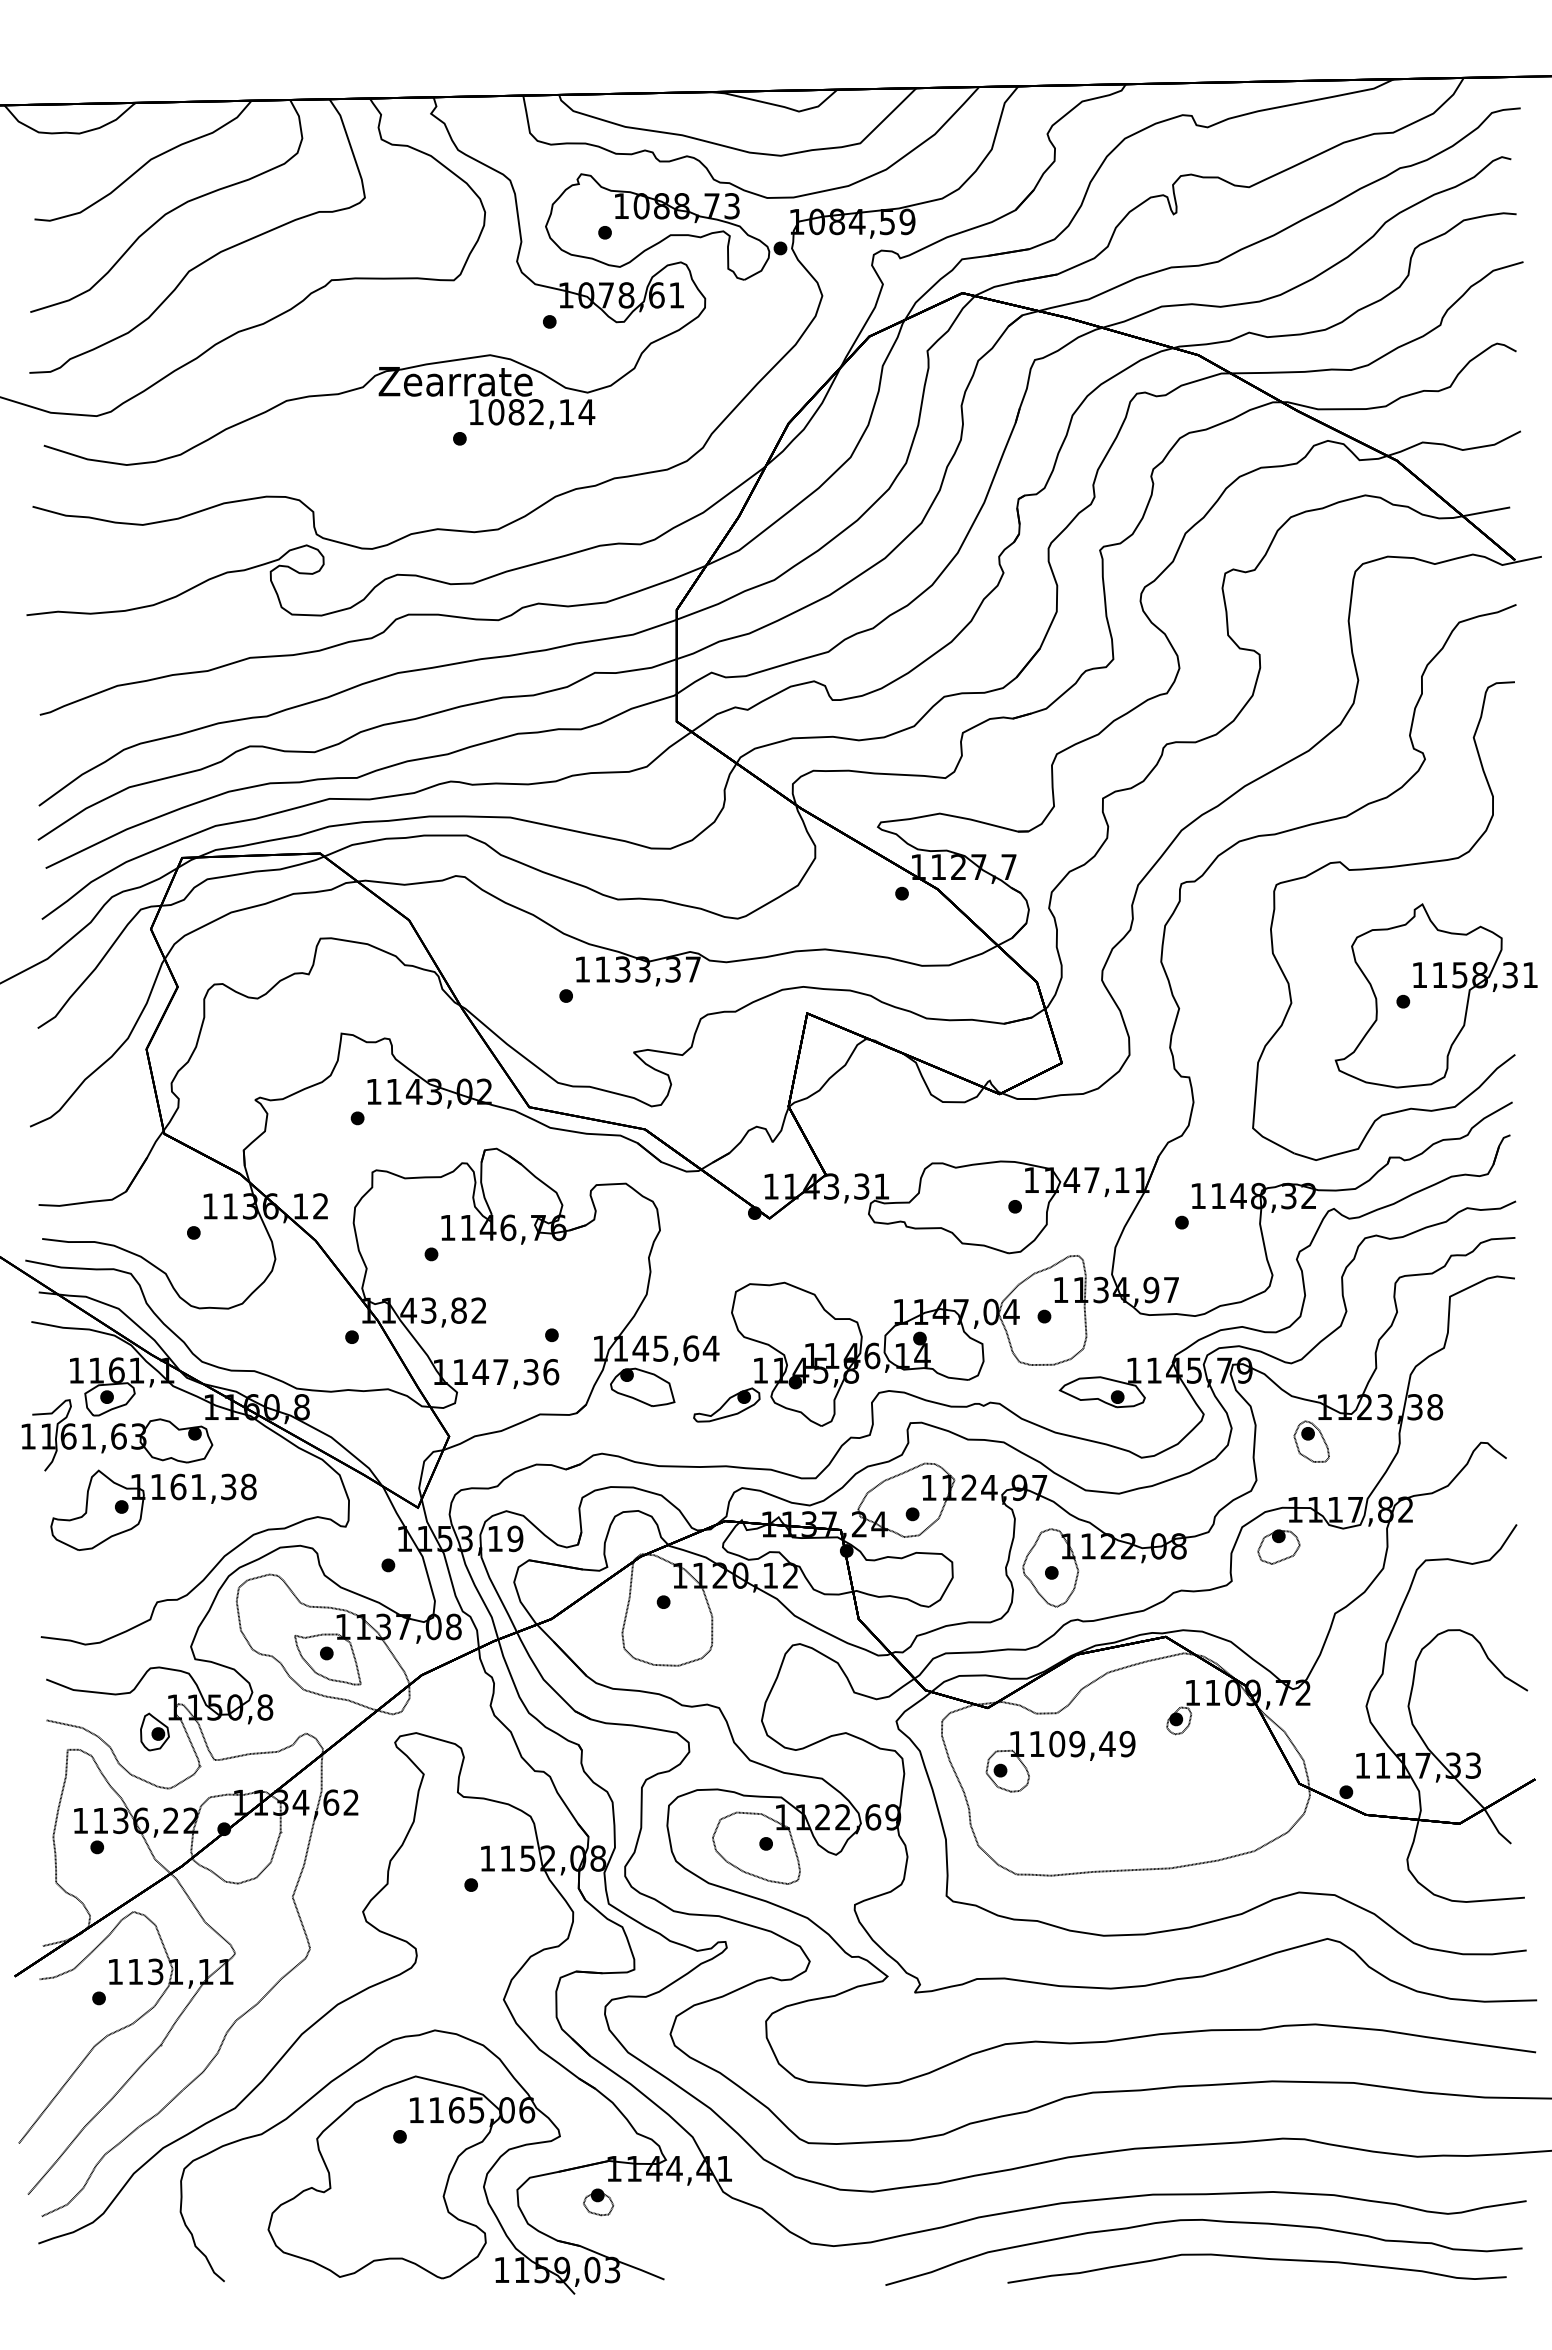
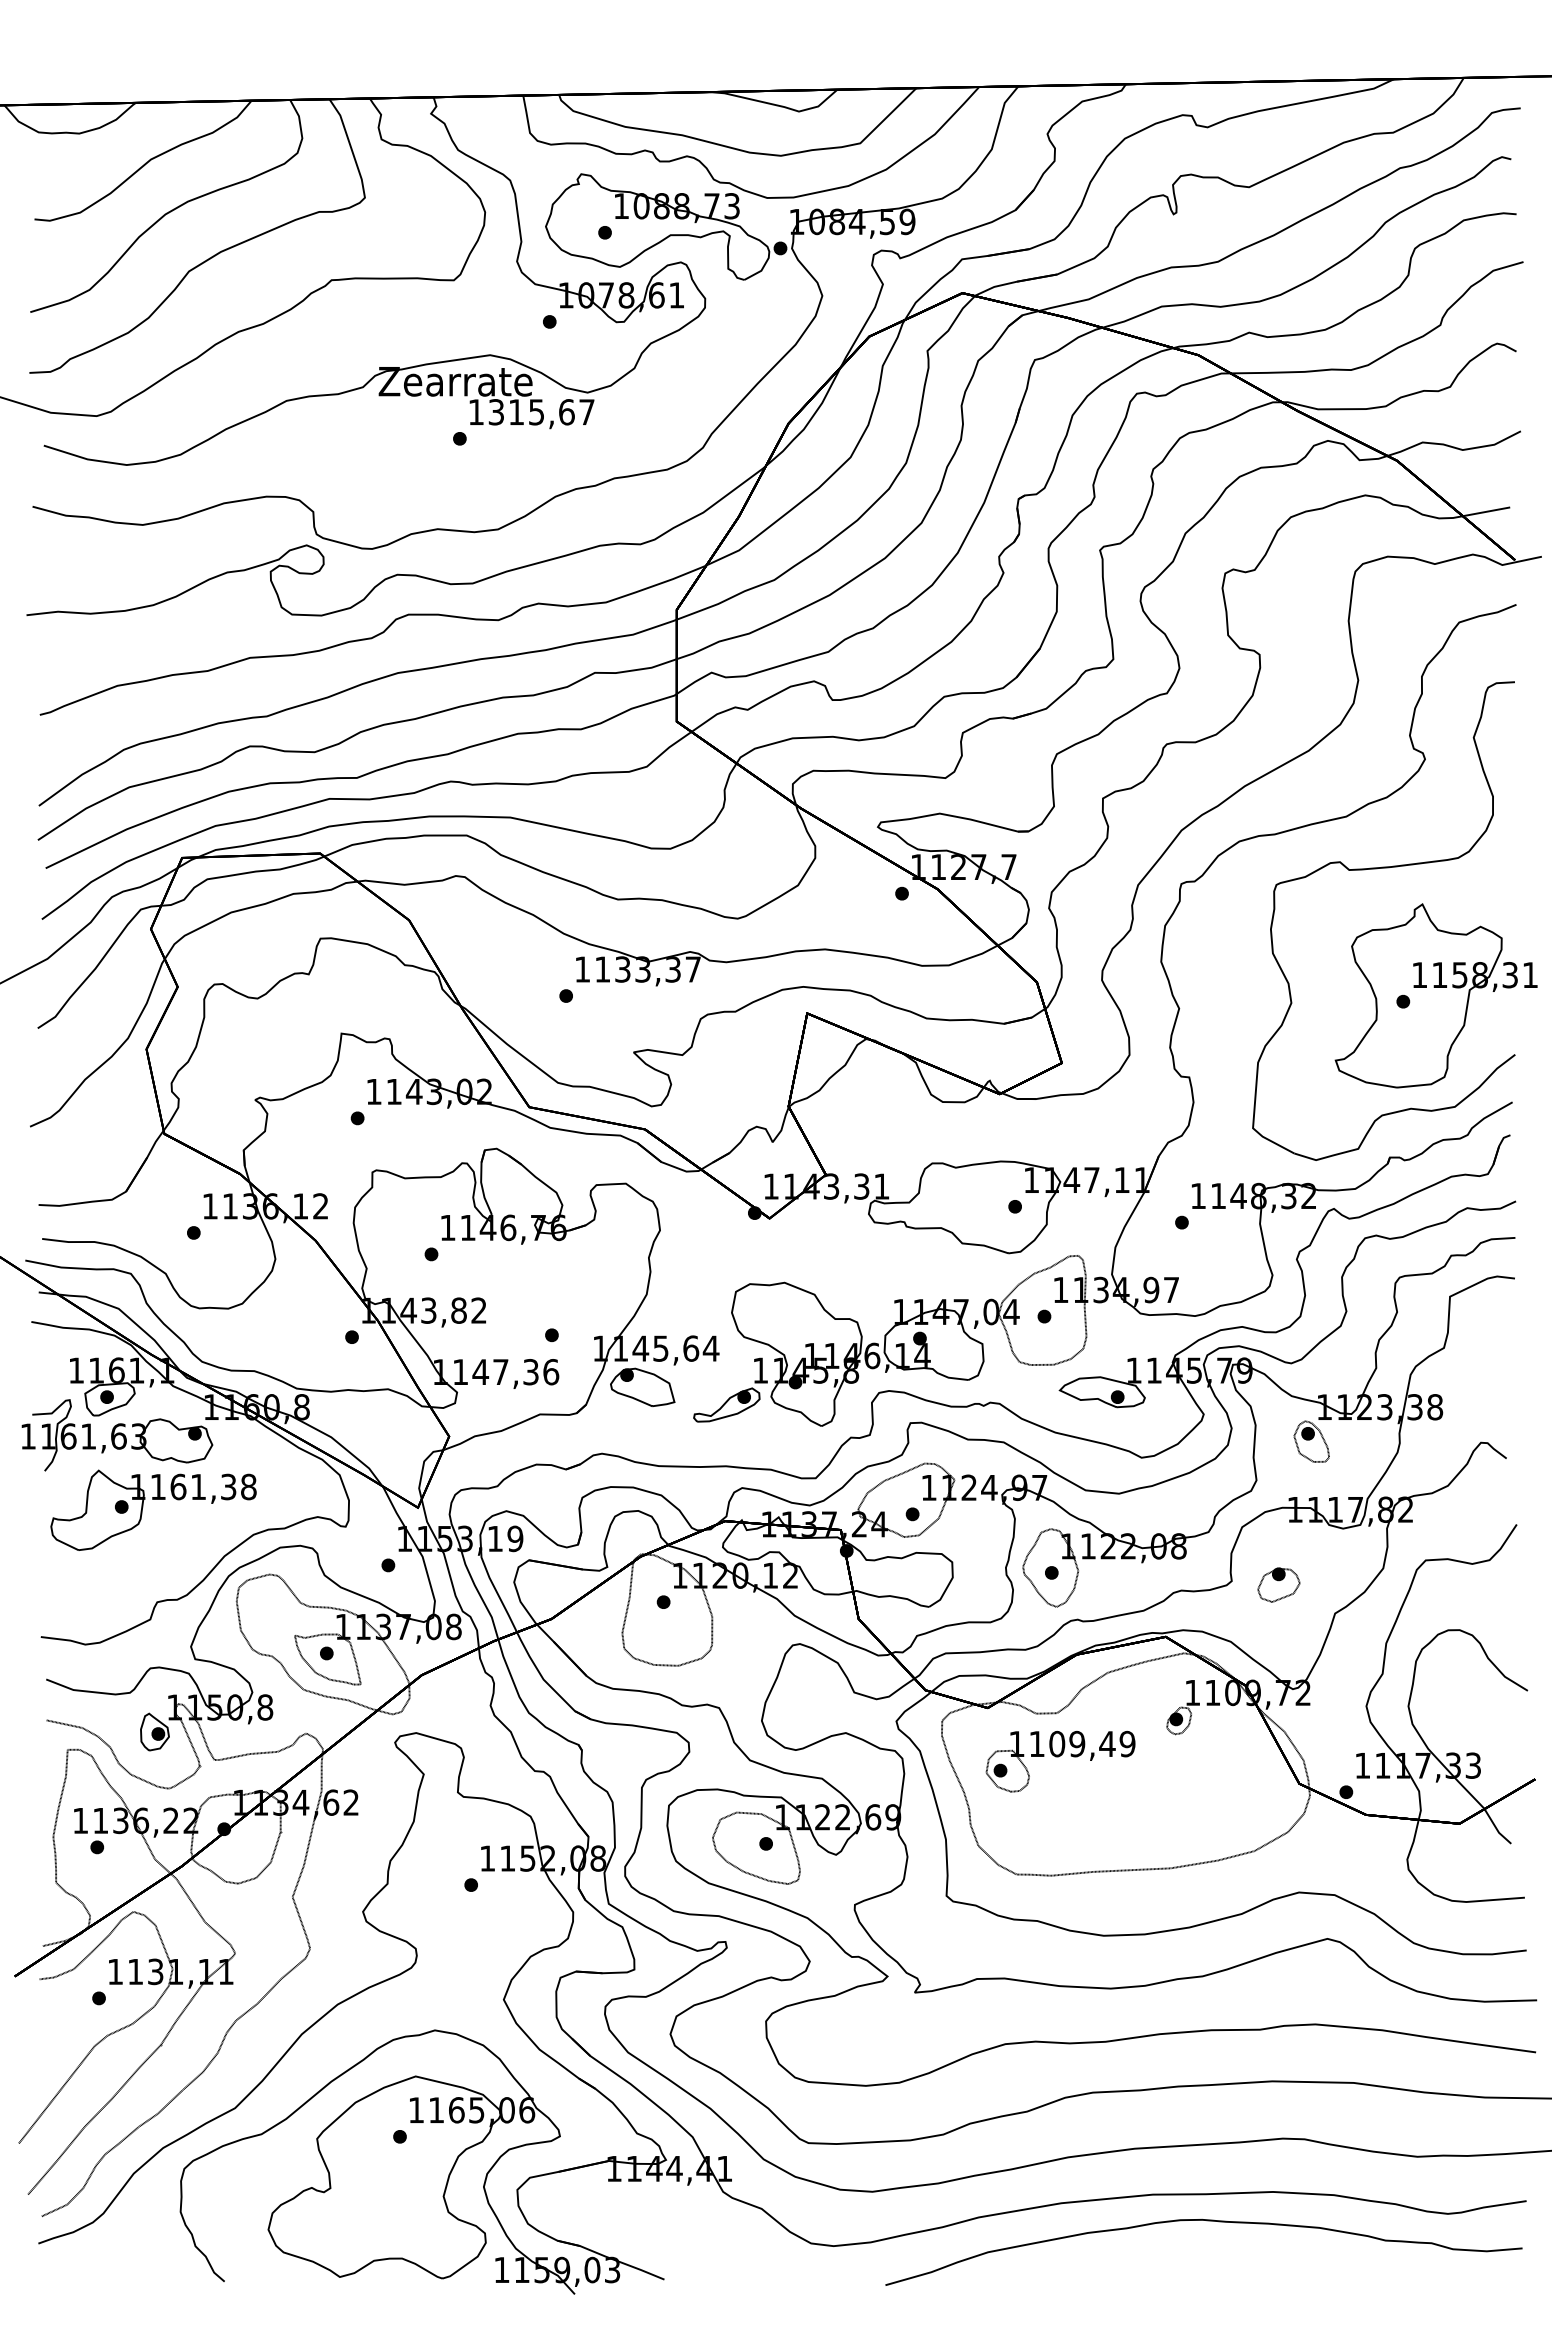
text: 1082,14 -> 1315,67 (541, 412)
part position: (1278, 1546) -> (1278, 1584) (1278, 1584)
part: present -> none (598, 2202)
curve: present -> none (1258, 2259)
